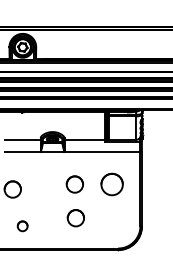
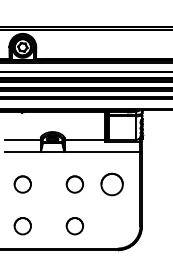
circle position: (12, 189) -> (22, 184) (22, 184)
circle position: (75, 218) -> (74, 226) (74, 226)
circle size: 13x13 px -> 19x19 px (22, 226)
